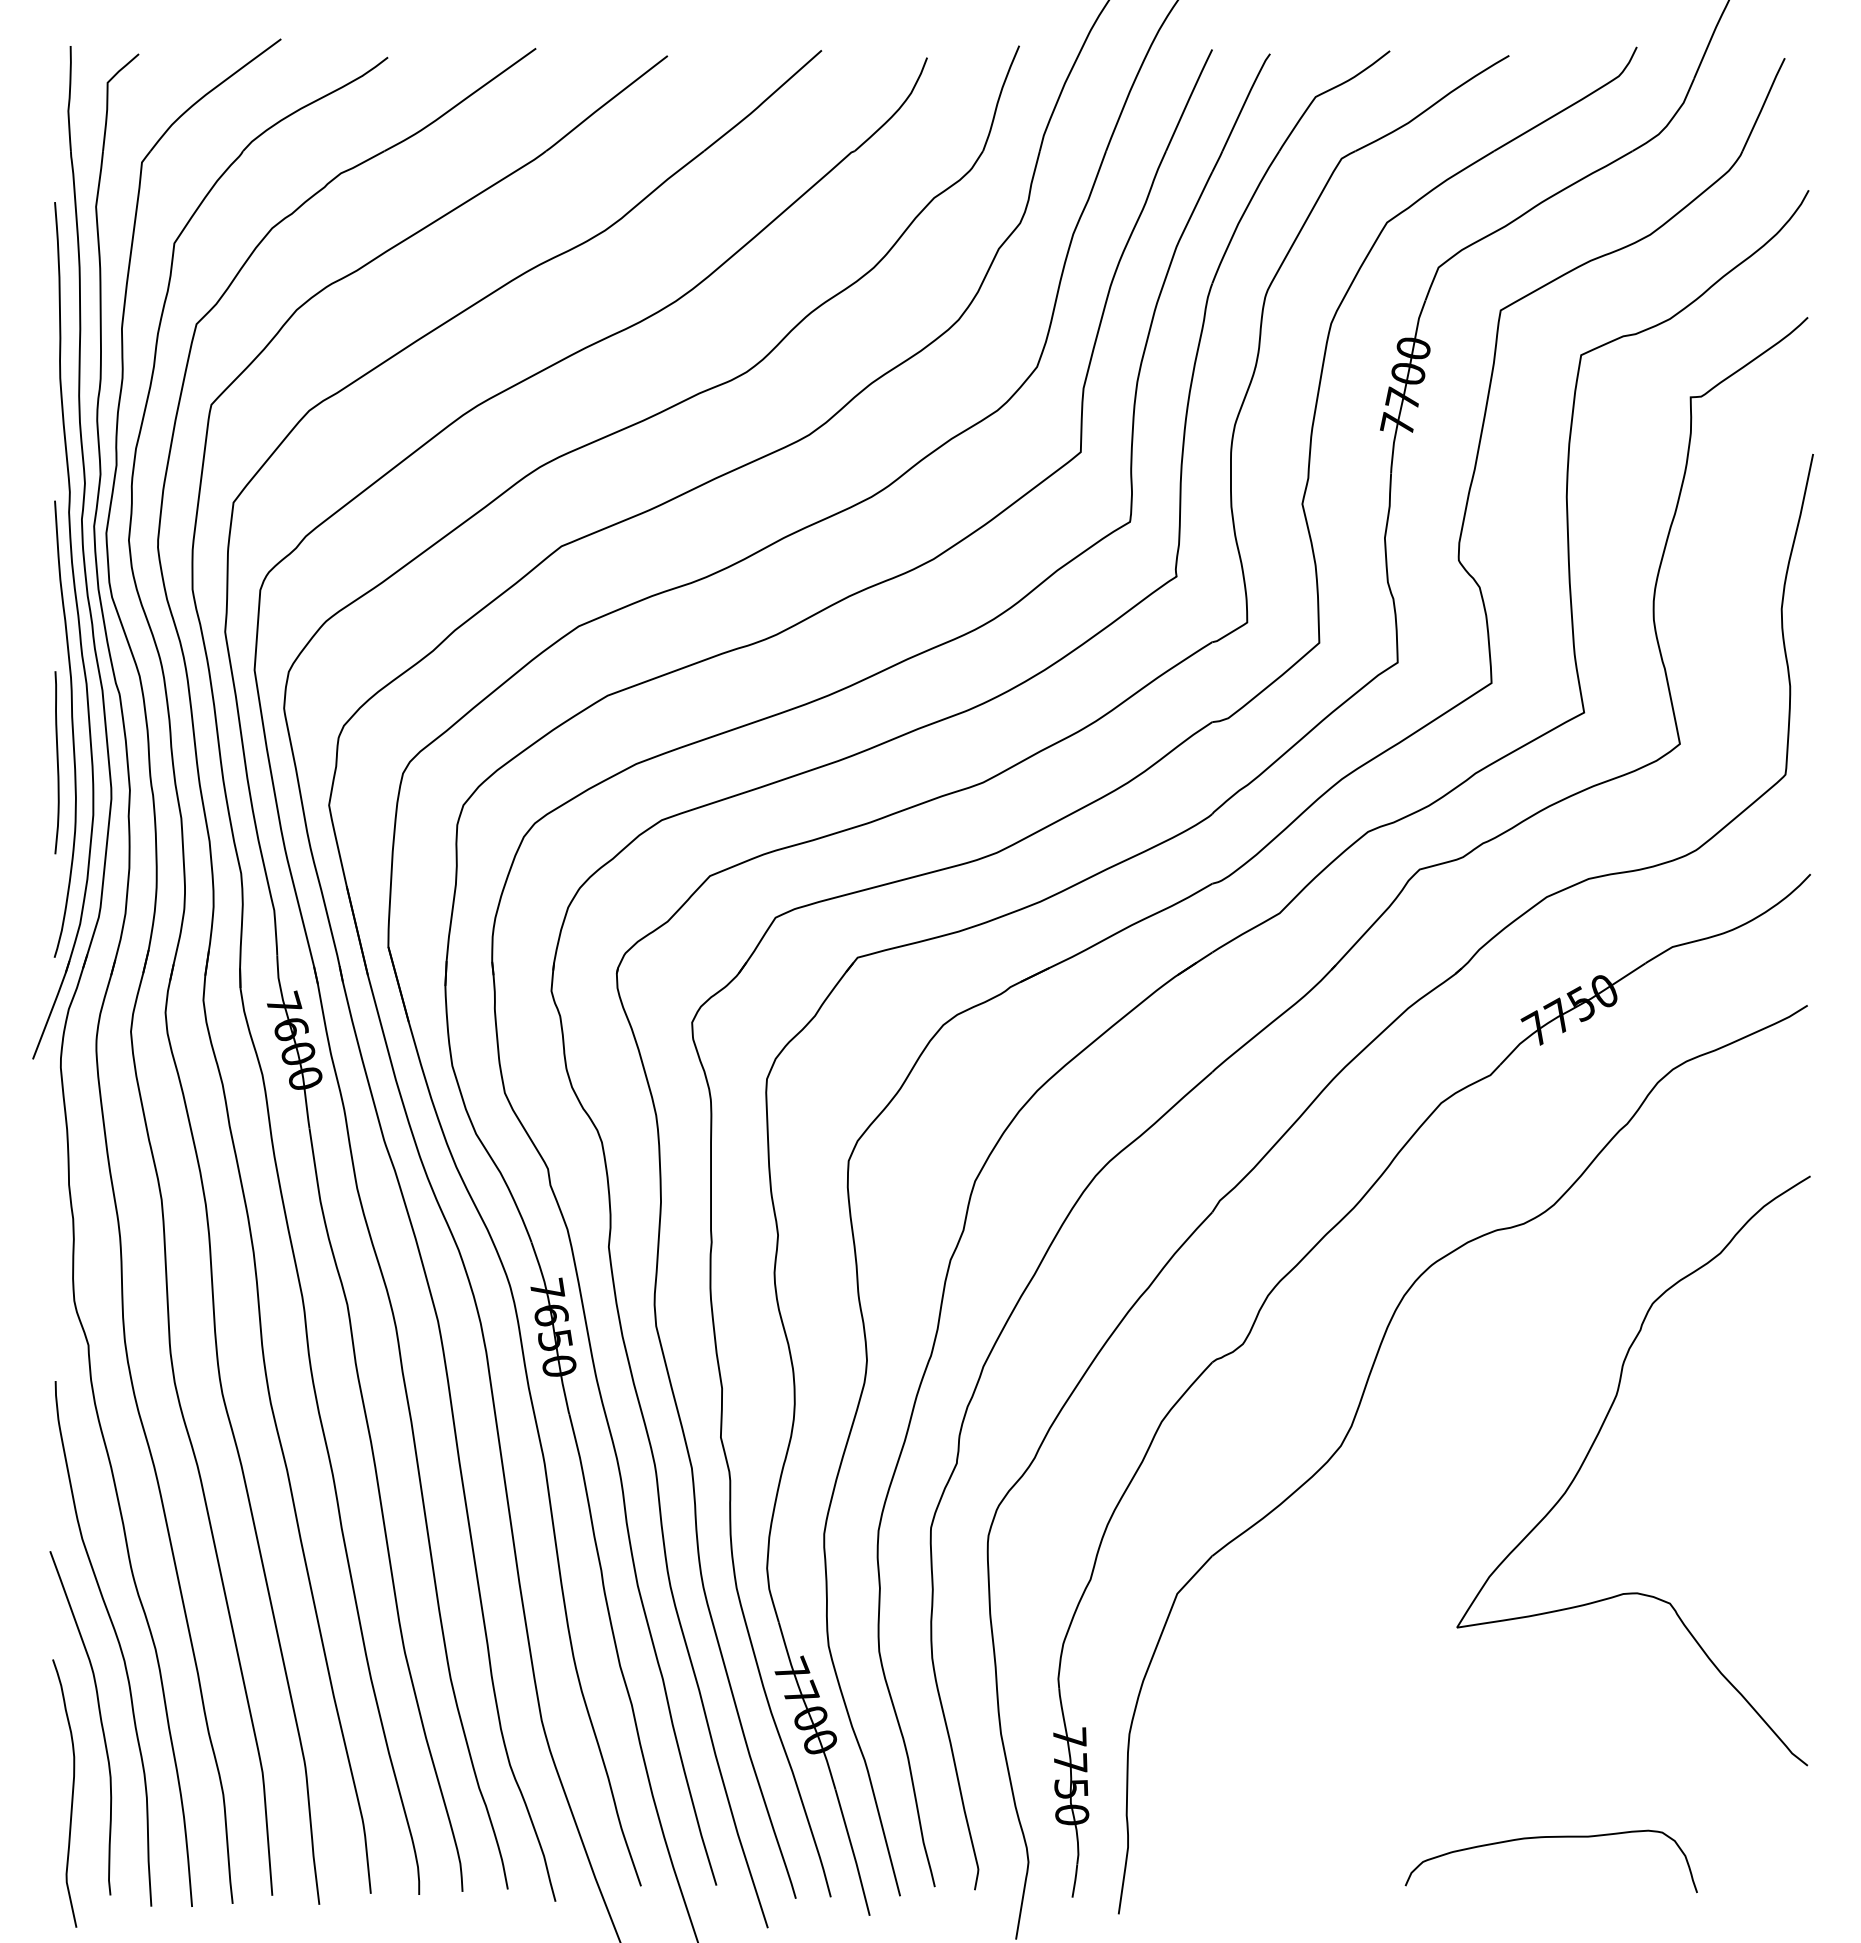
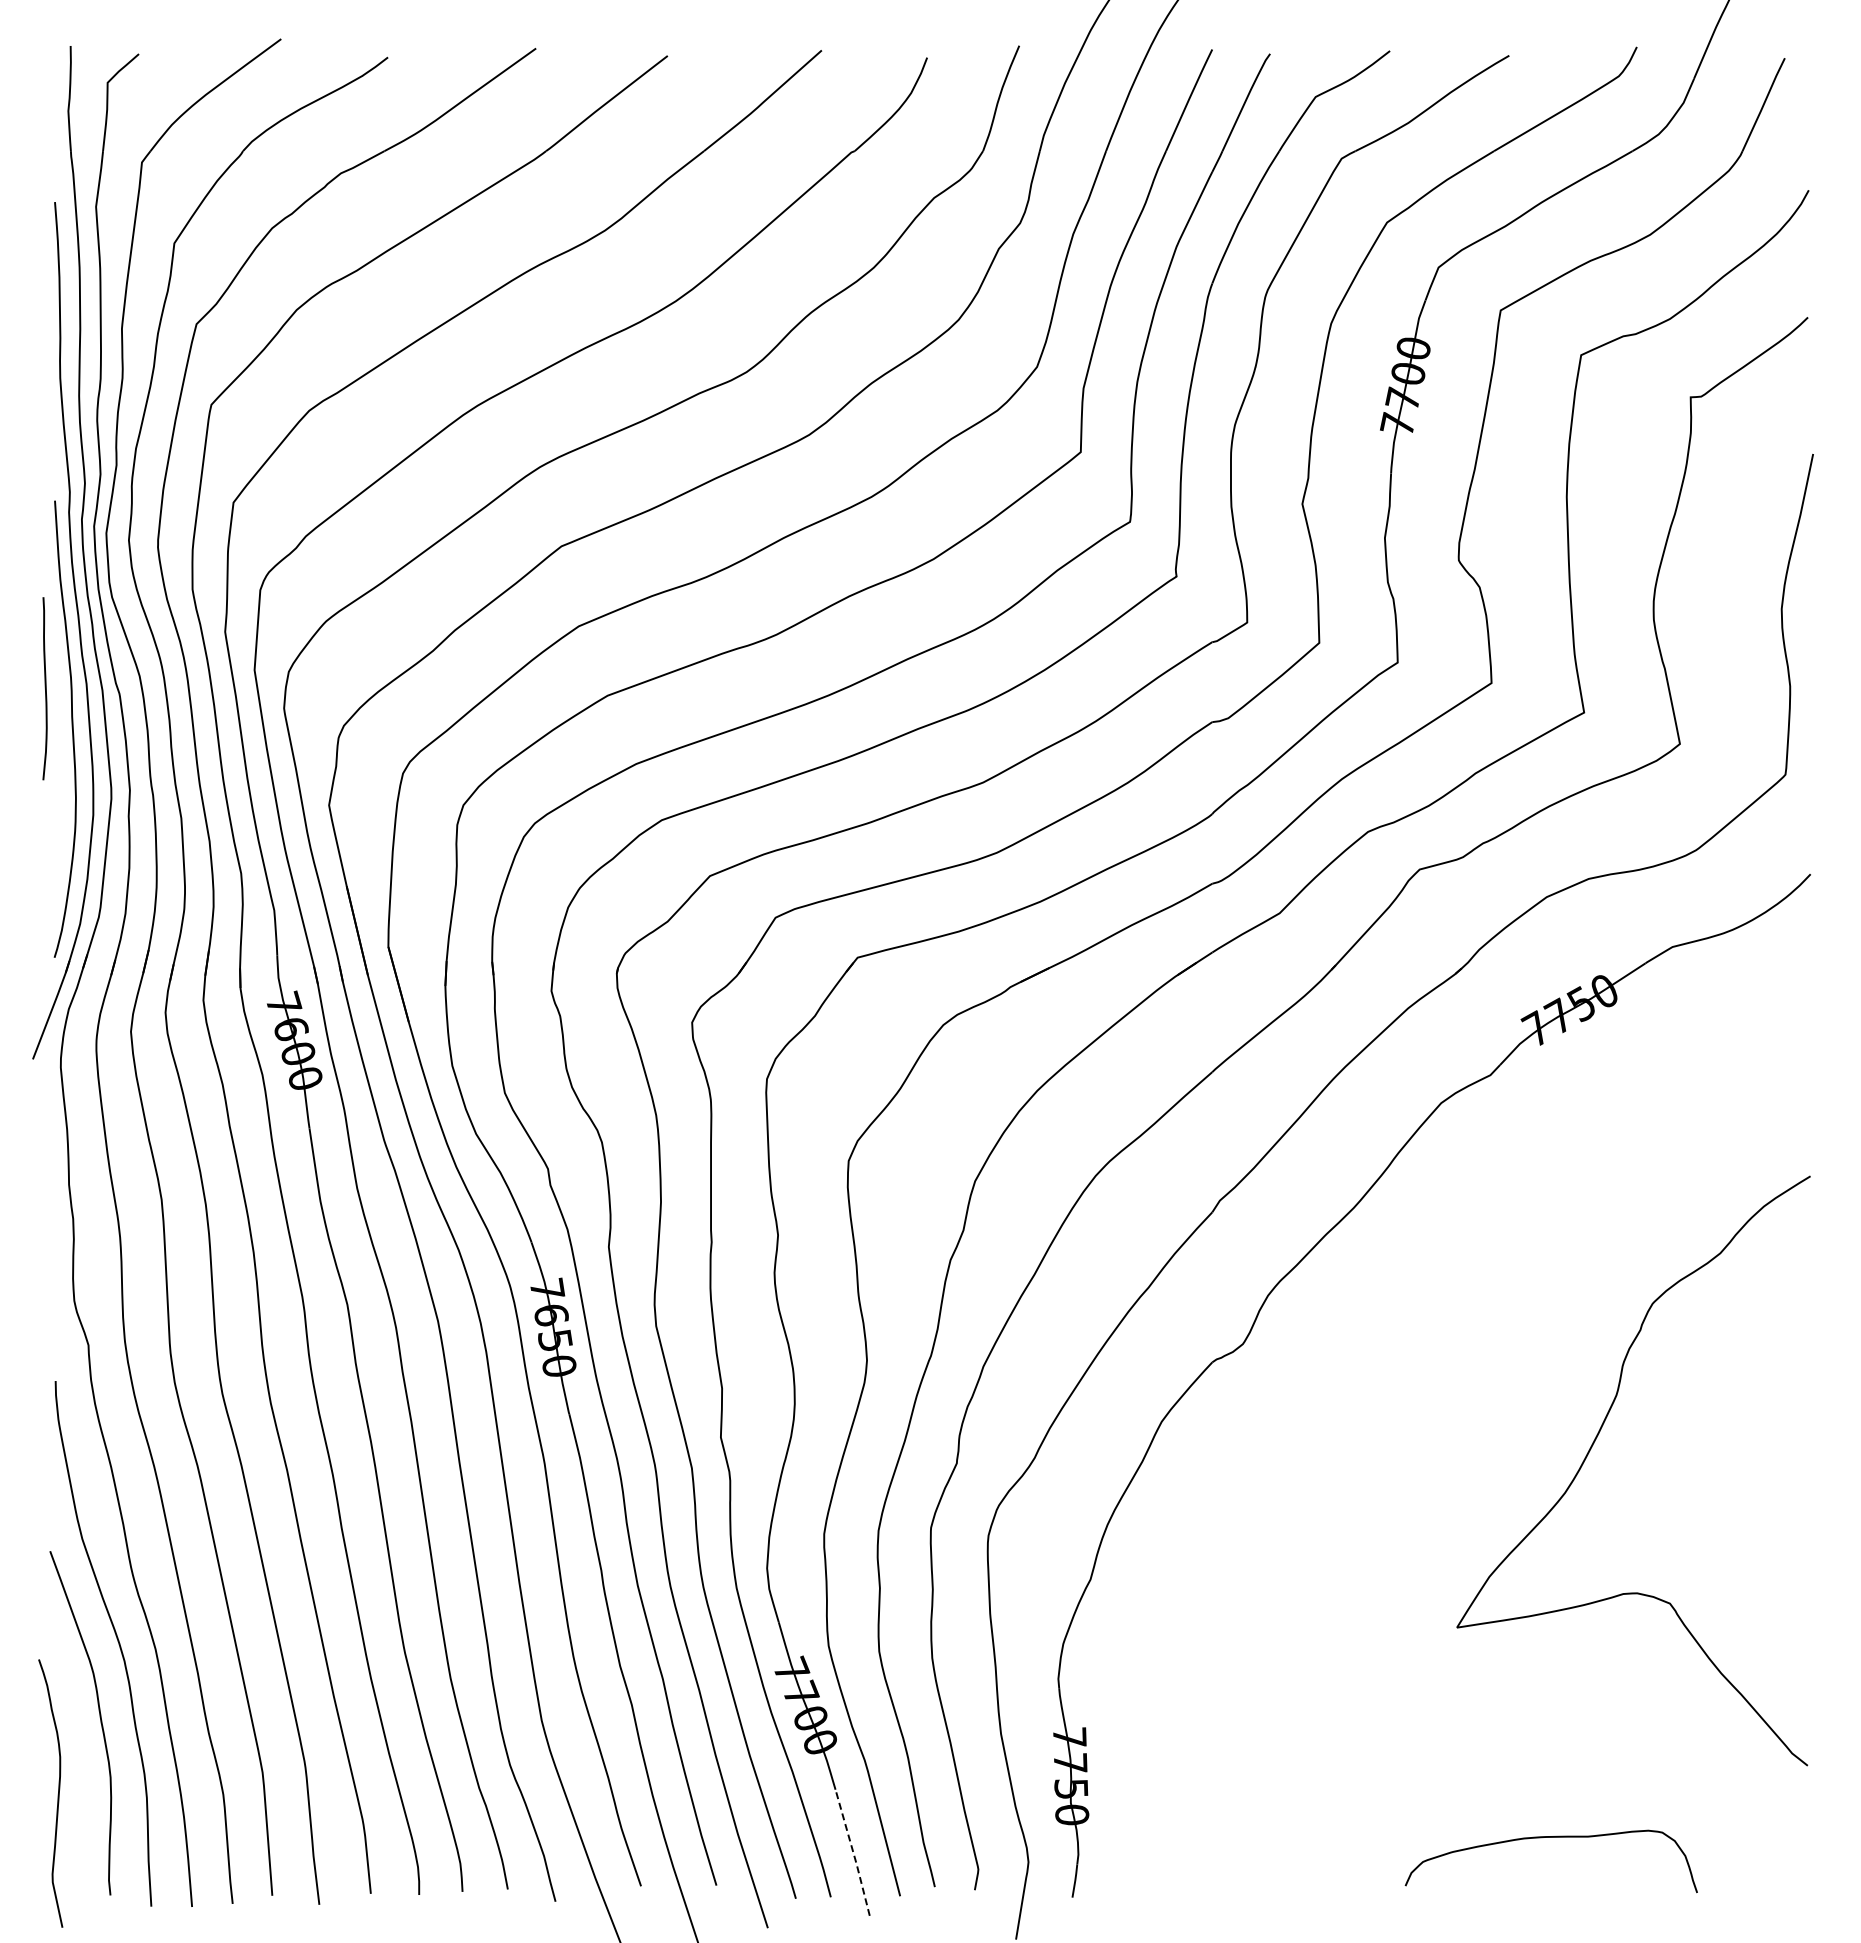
curve position: (56, 761) -> (44, 687) (44, 687)
part: present -> none (1356, 1416)
curve position: (71, 1794) -> (57, 1794) (57, 1794)
line: solid -> dashed (853, 1853)
